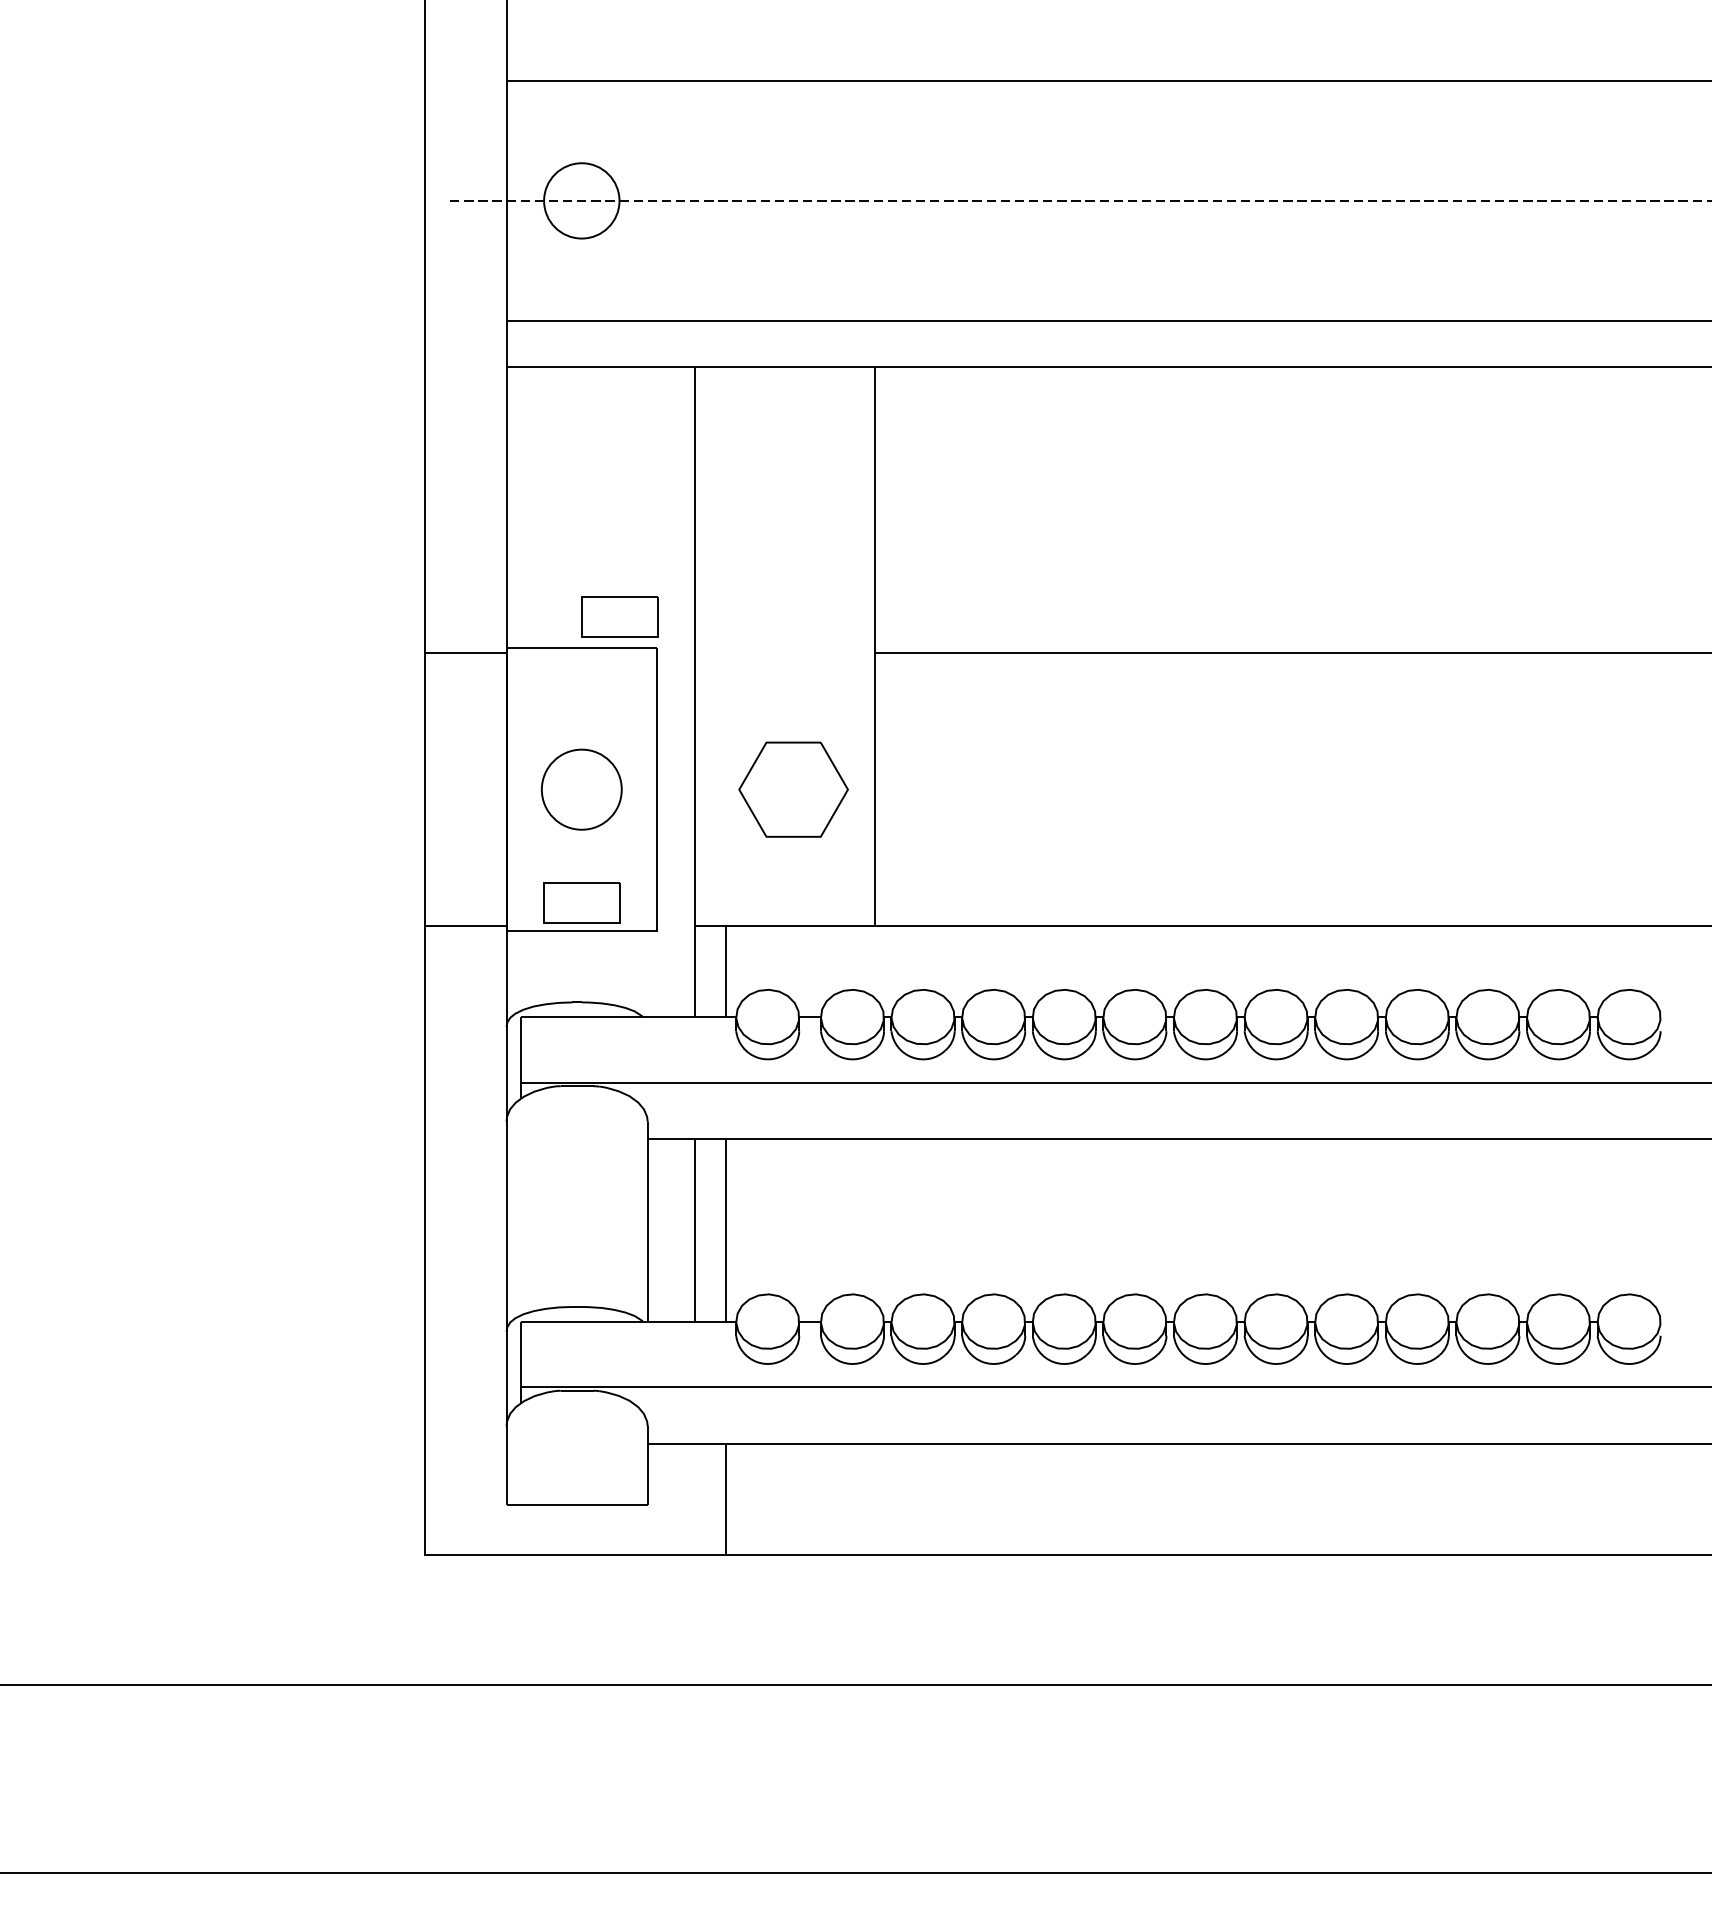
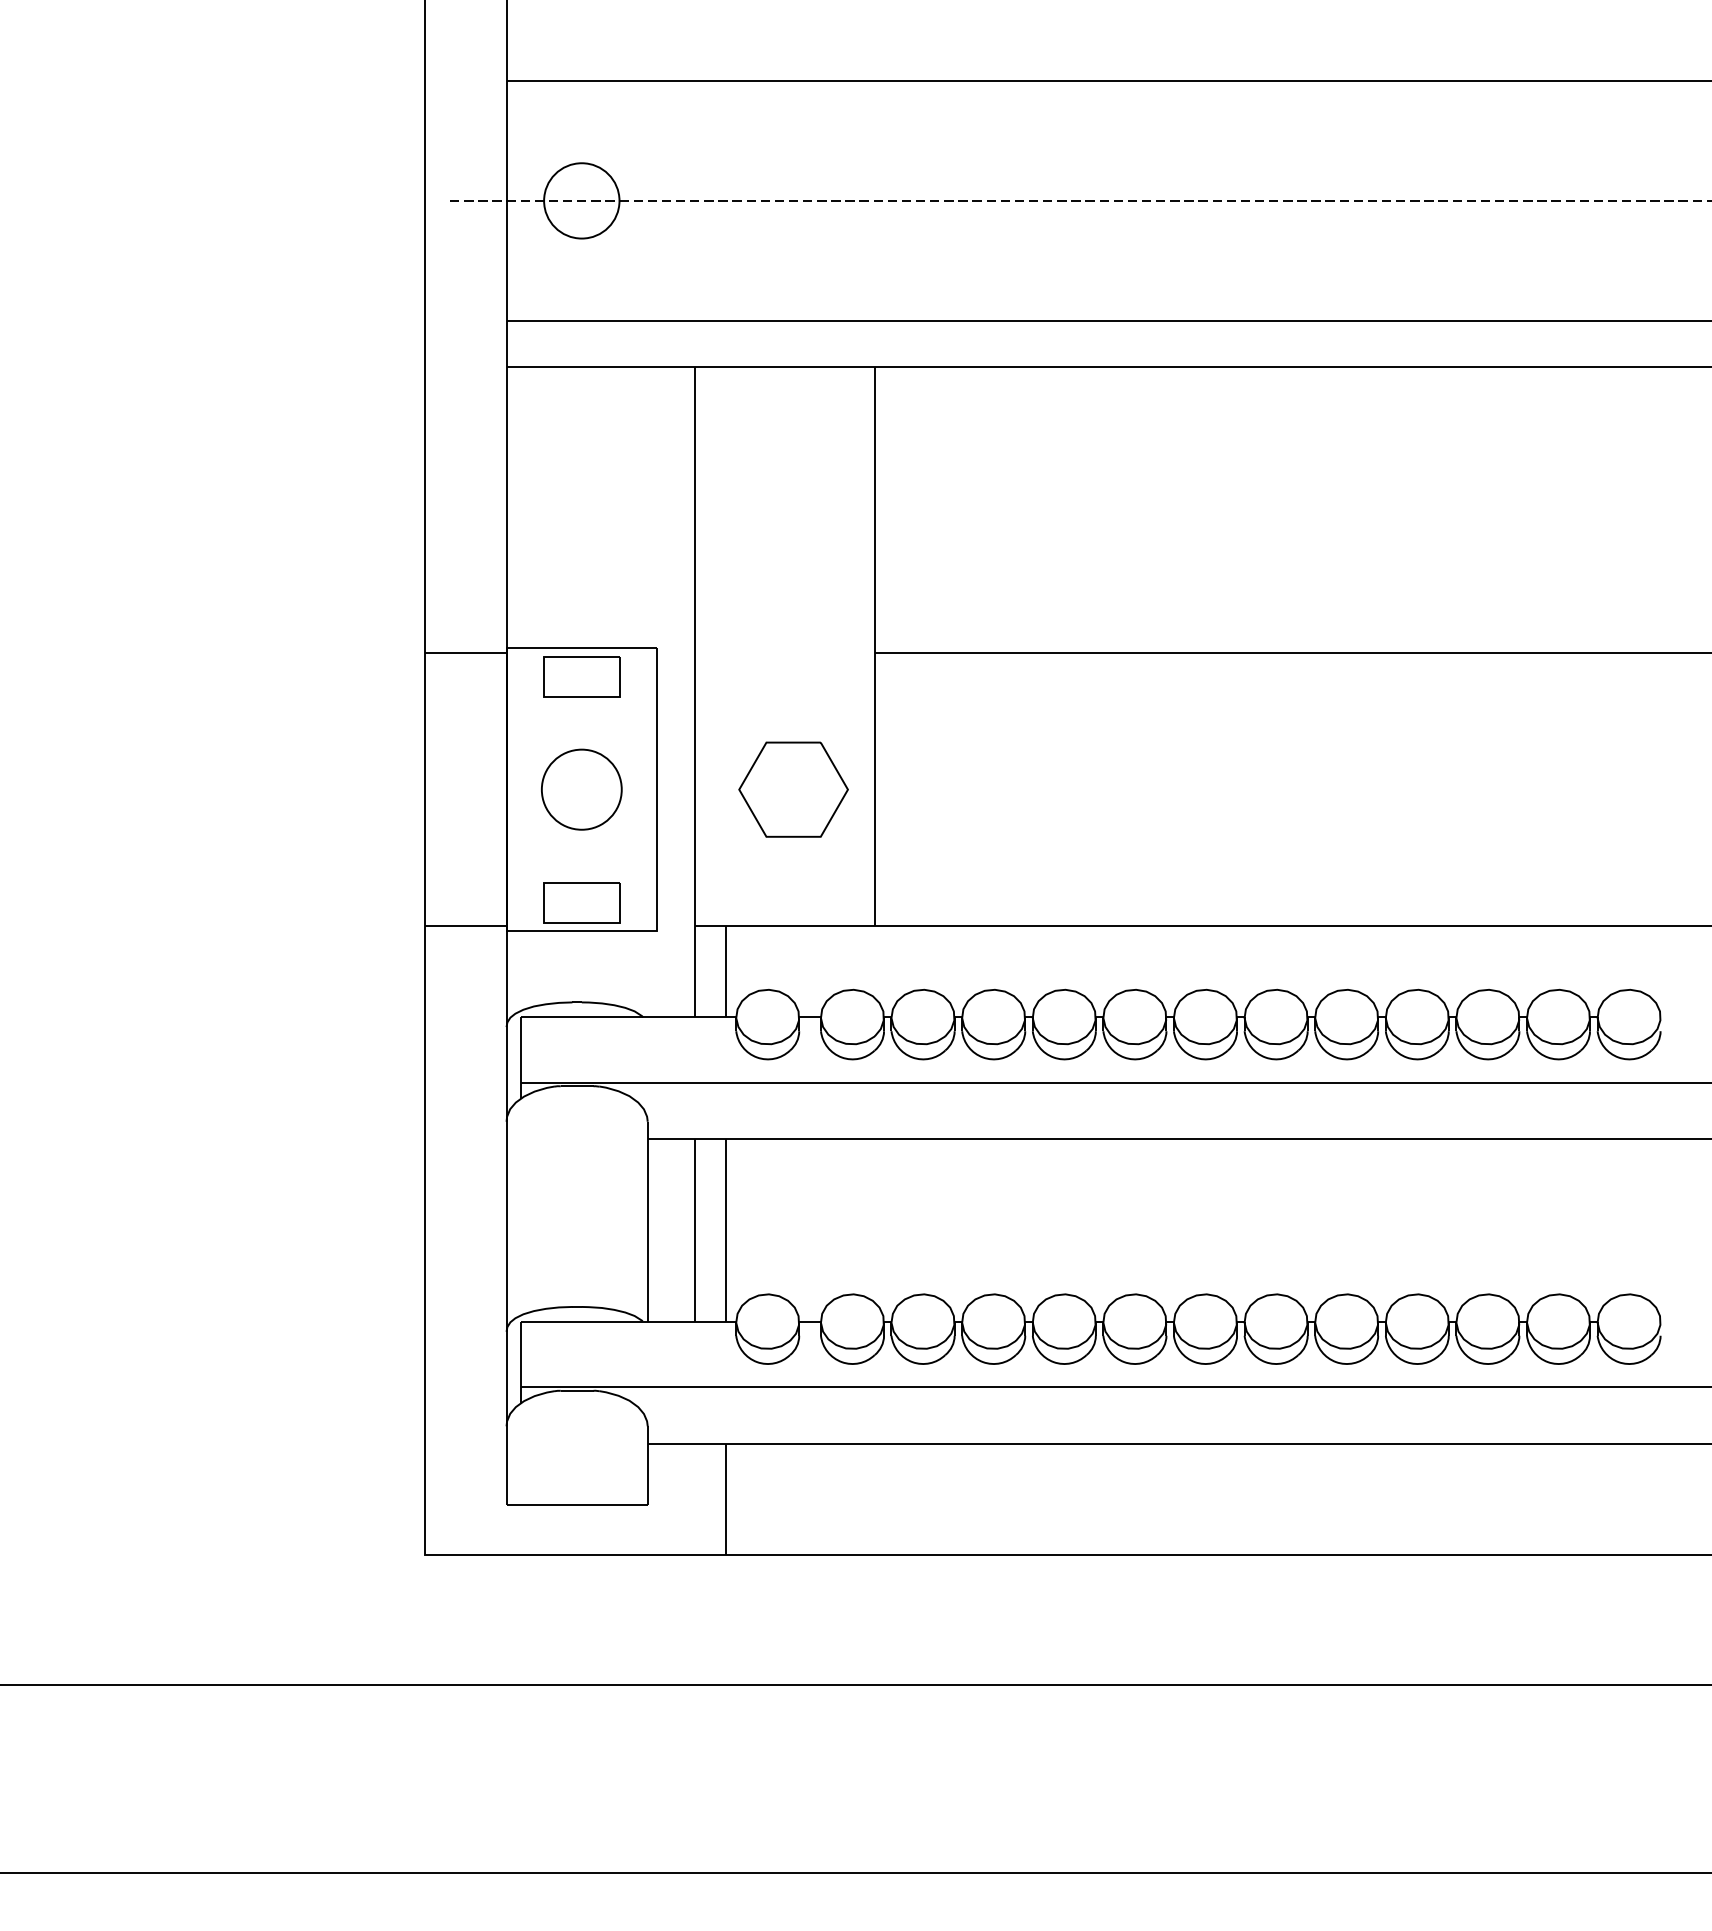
part position: (619, 616) -> (581, 676) (581, 676)
